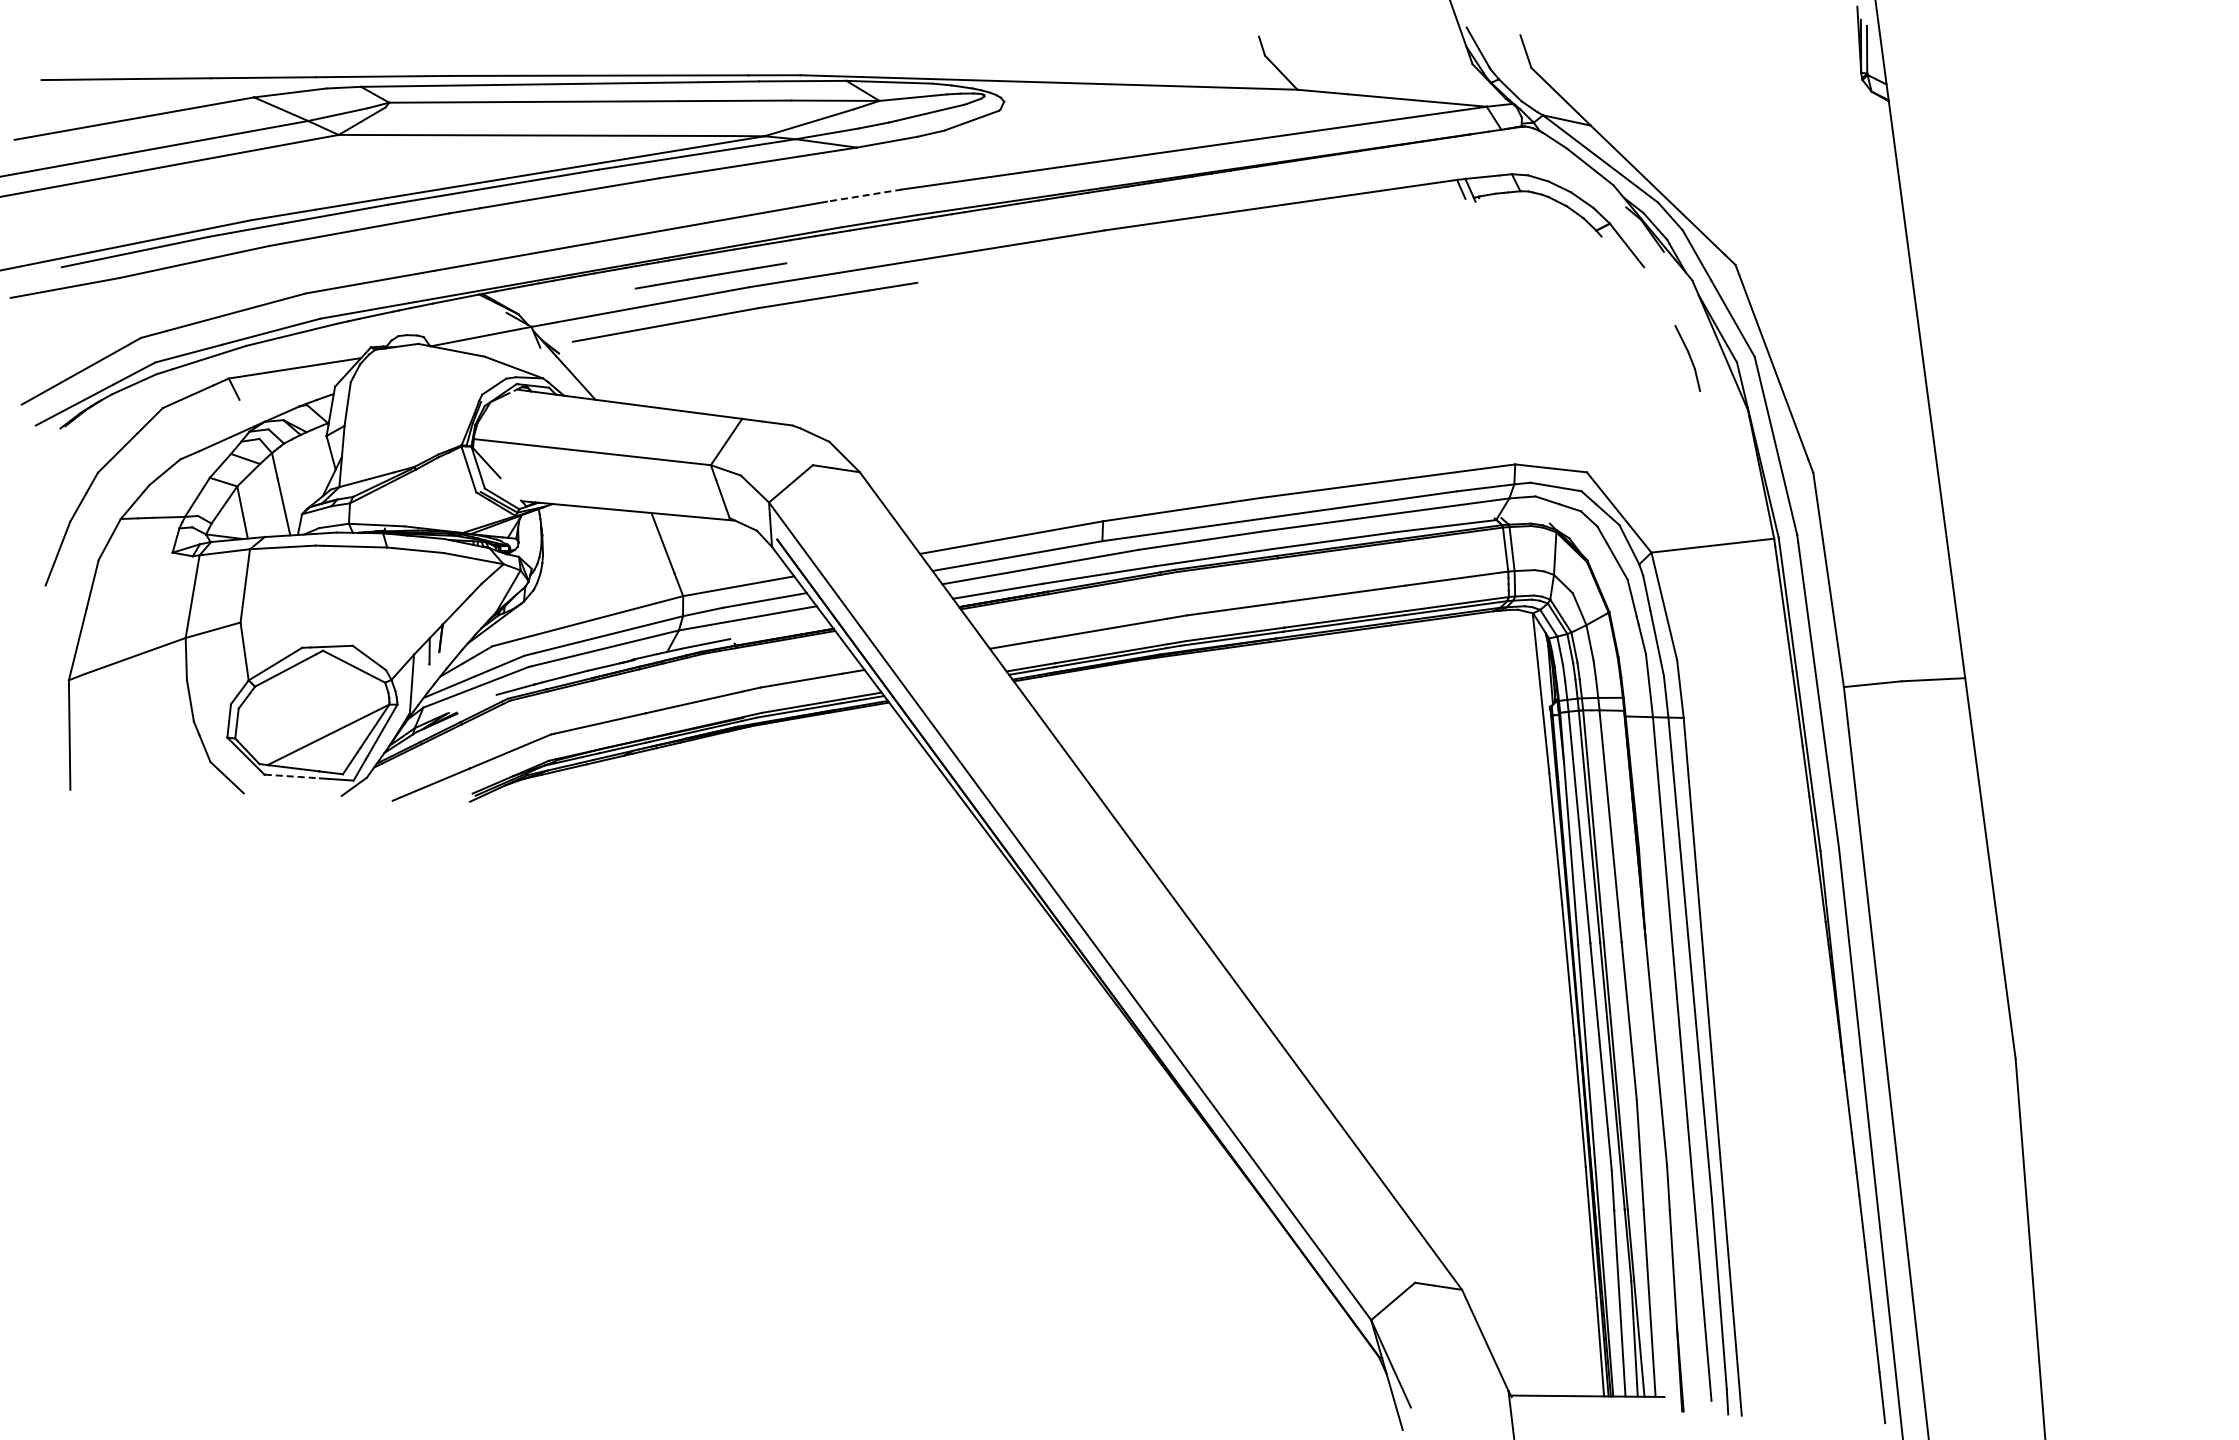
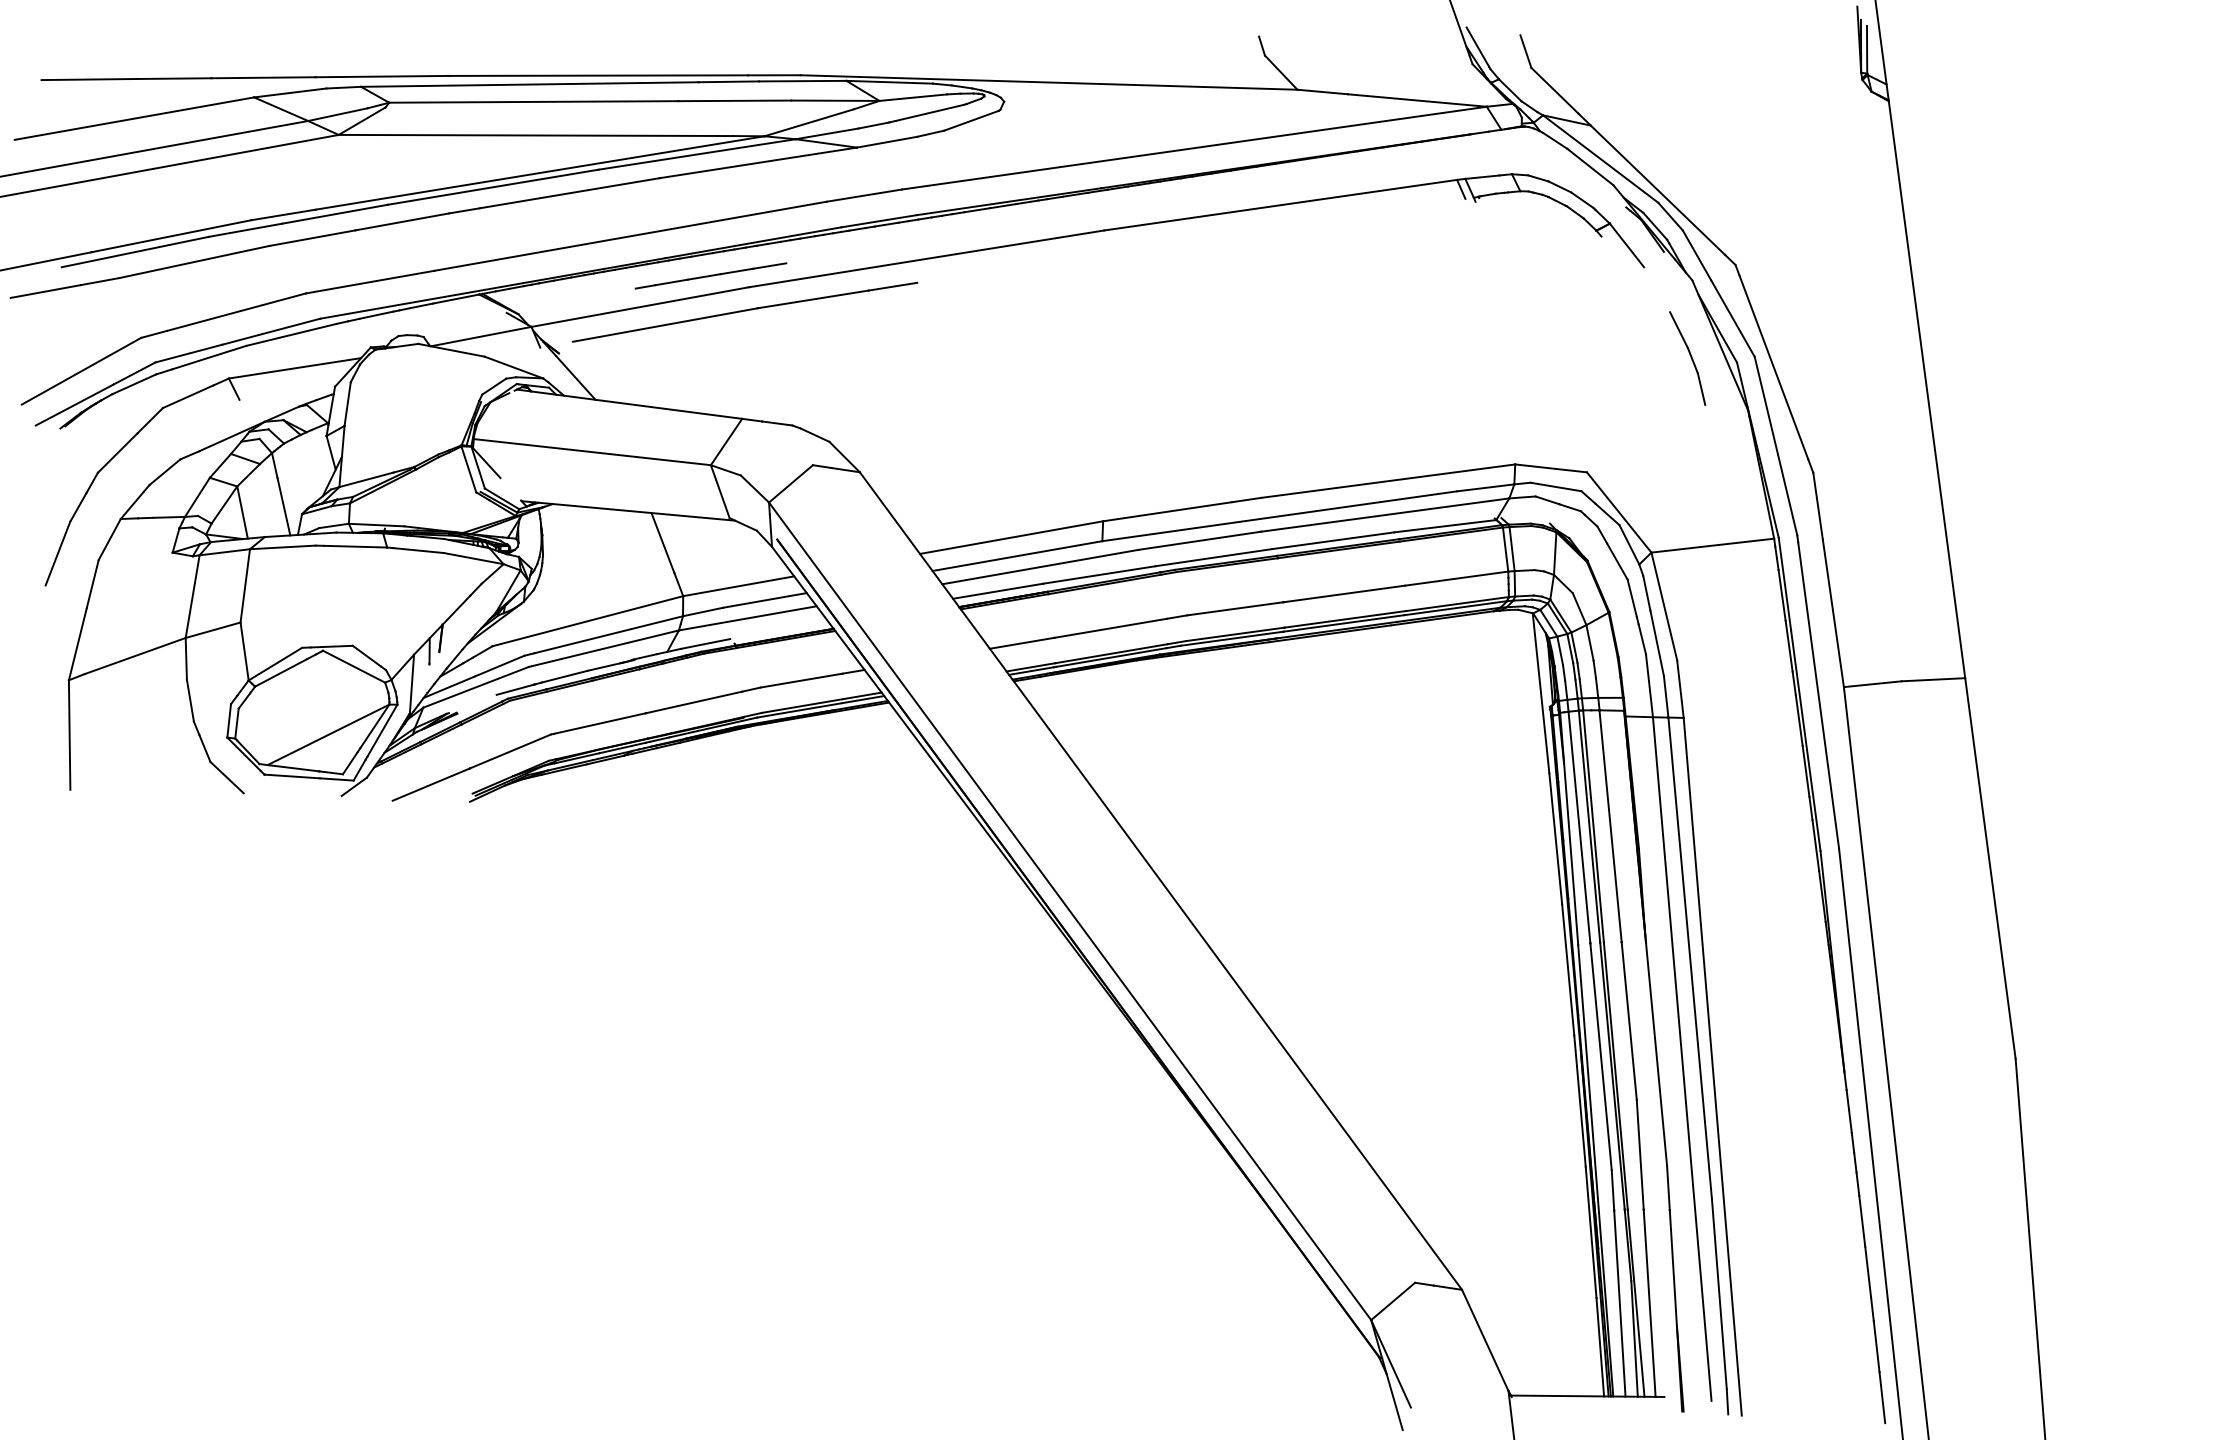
line: dashed -> solid (864, 195)
part size: 27x67 px -> 38x95 px (1687, 358)
line: dashed -> solid (292, 776)
